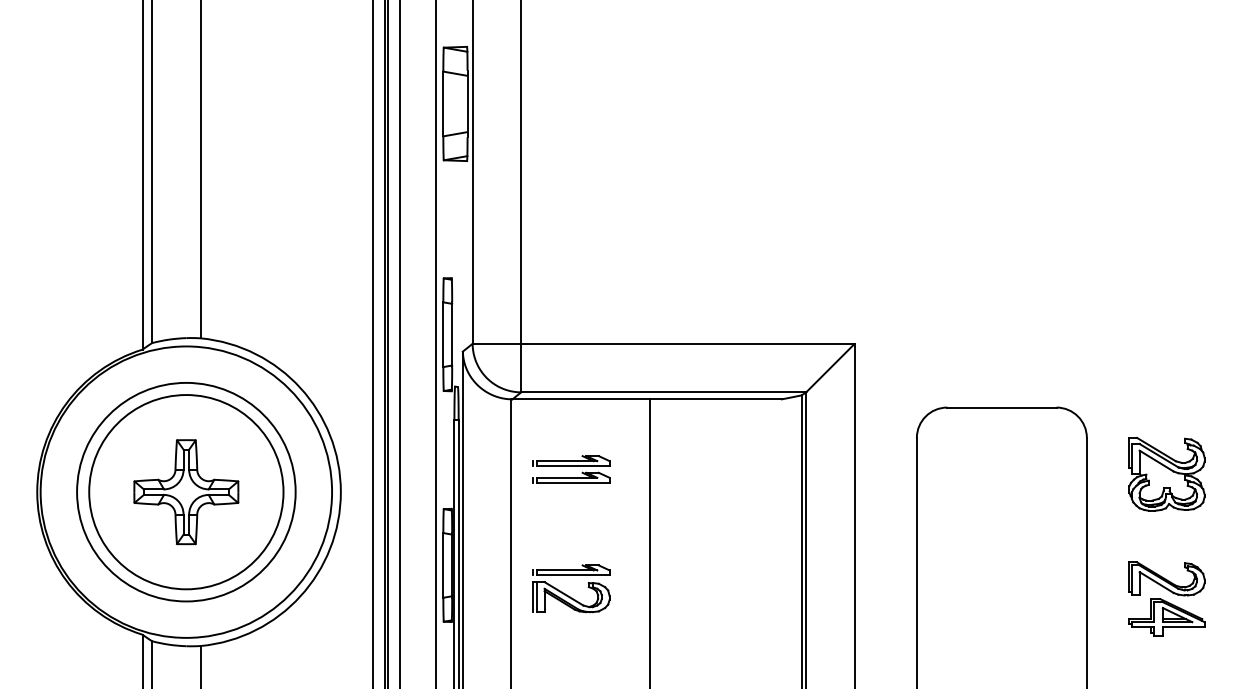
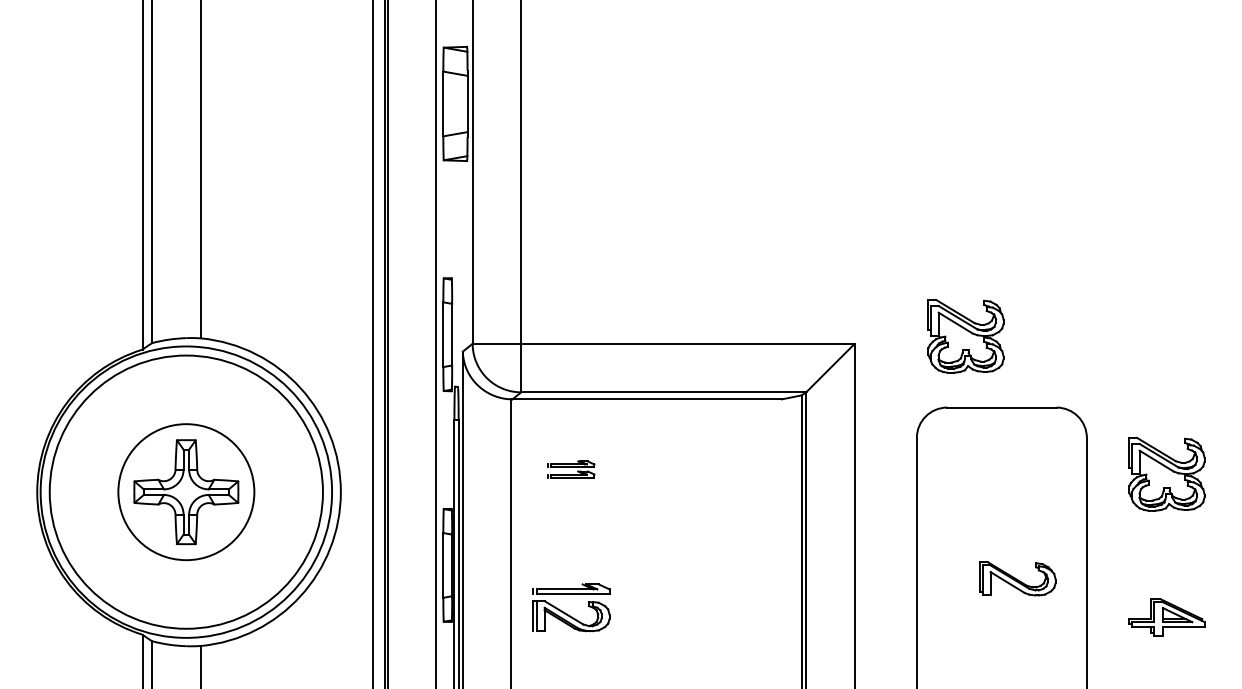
part: none -> present (965, 336)
line: present -> none (400, 343)
part size: 79x29 px -> 49x19 px (571, 469)
circle diameter: 219 px -> 273 px (185, 491)
circle diameter: 194 px -> 136 px (186, 492)
line: present -> none (649, 542)
part position: (1166, 578) -> (1017, 578) (1017, 578)
part position: (567, 594) -> (567, 613) (567, 613)
